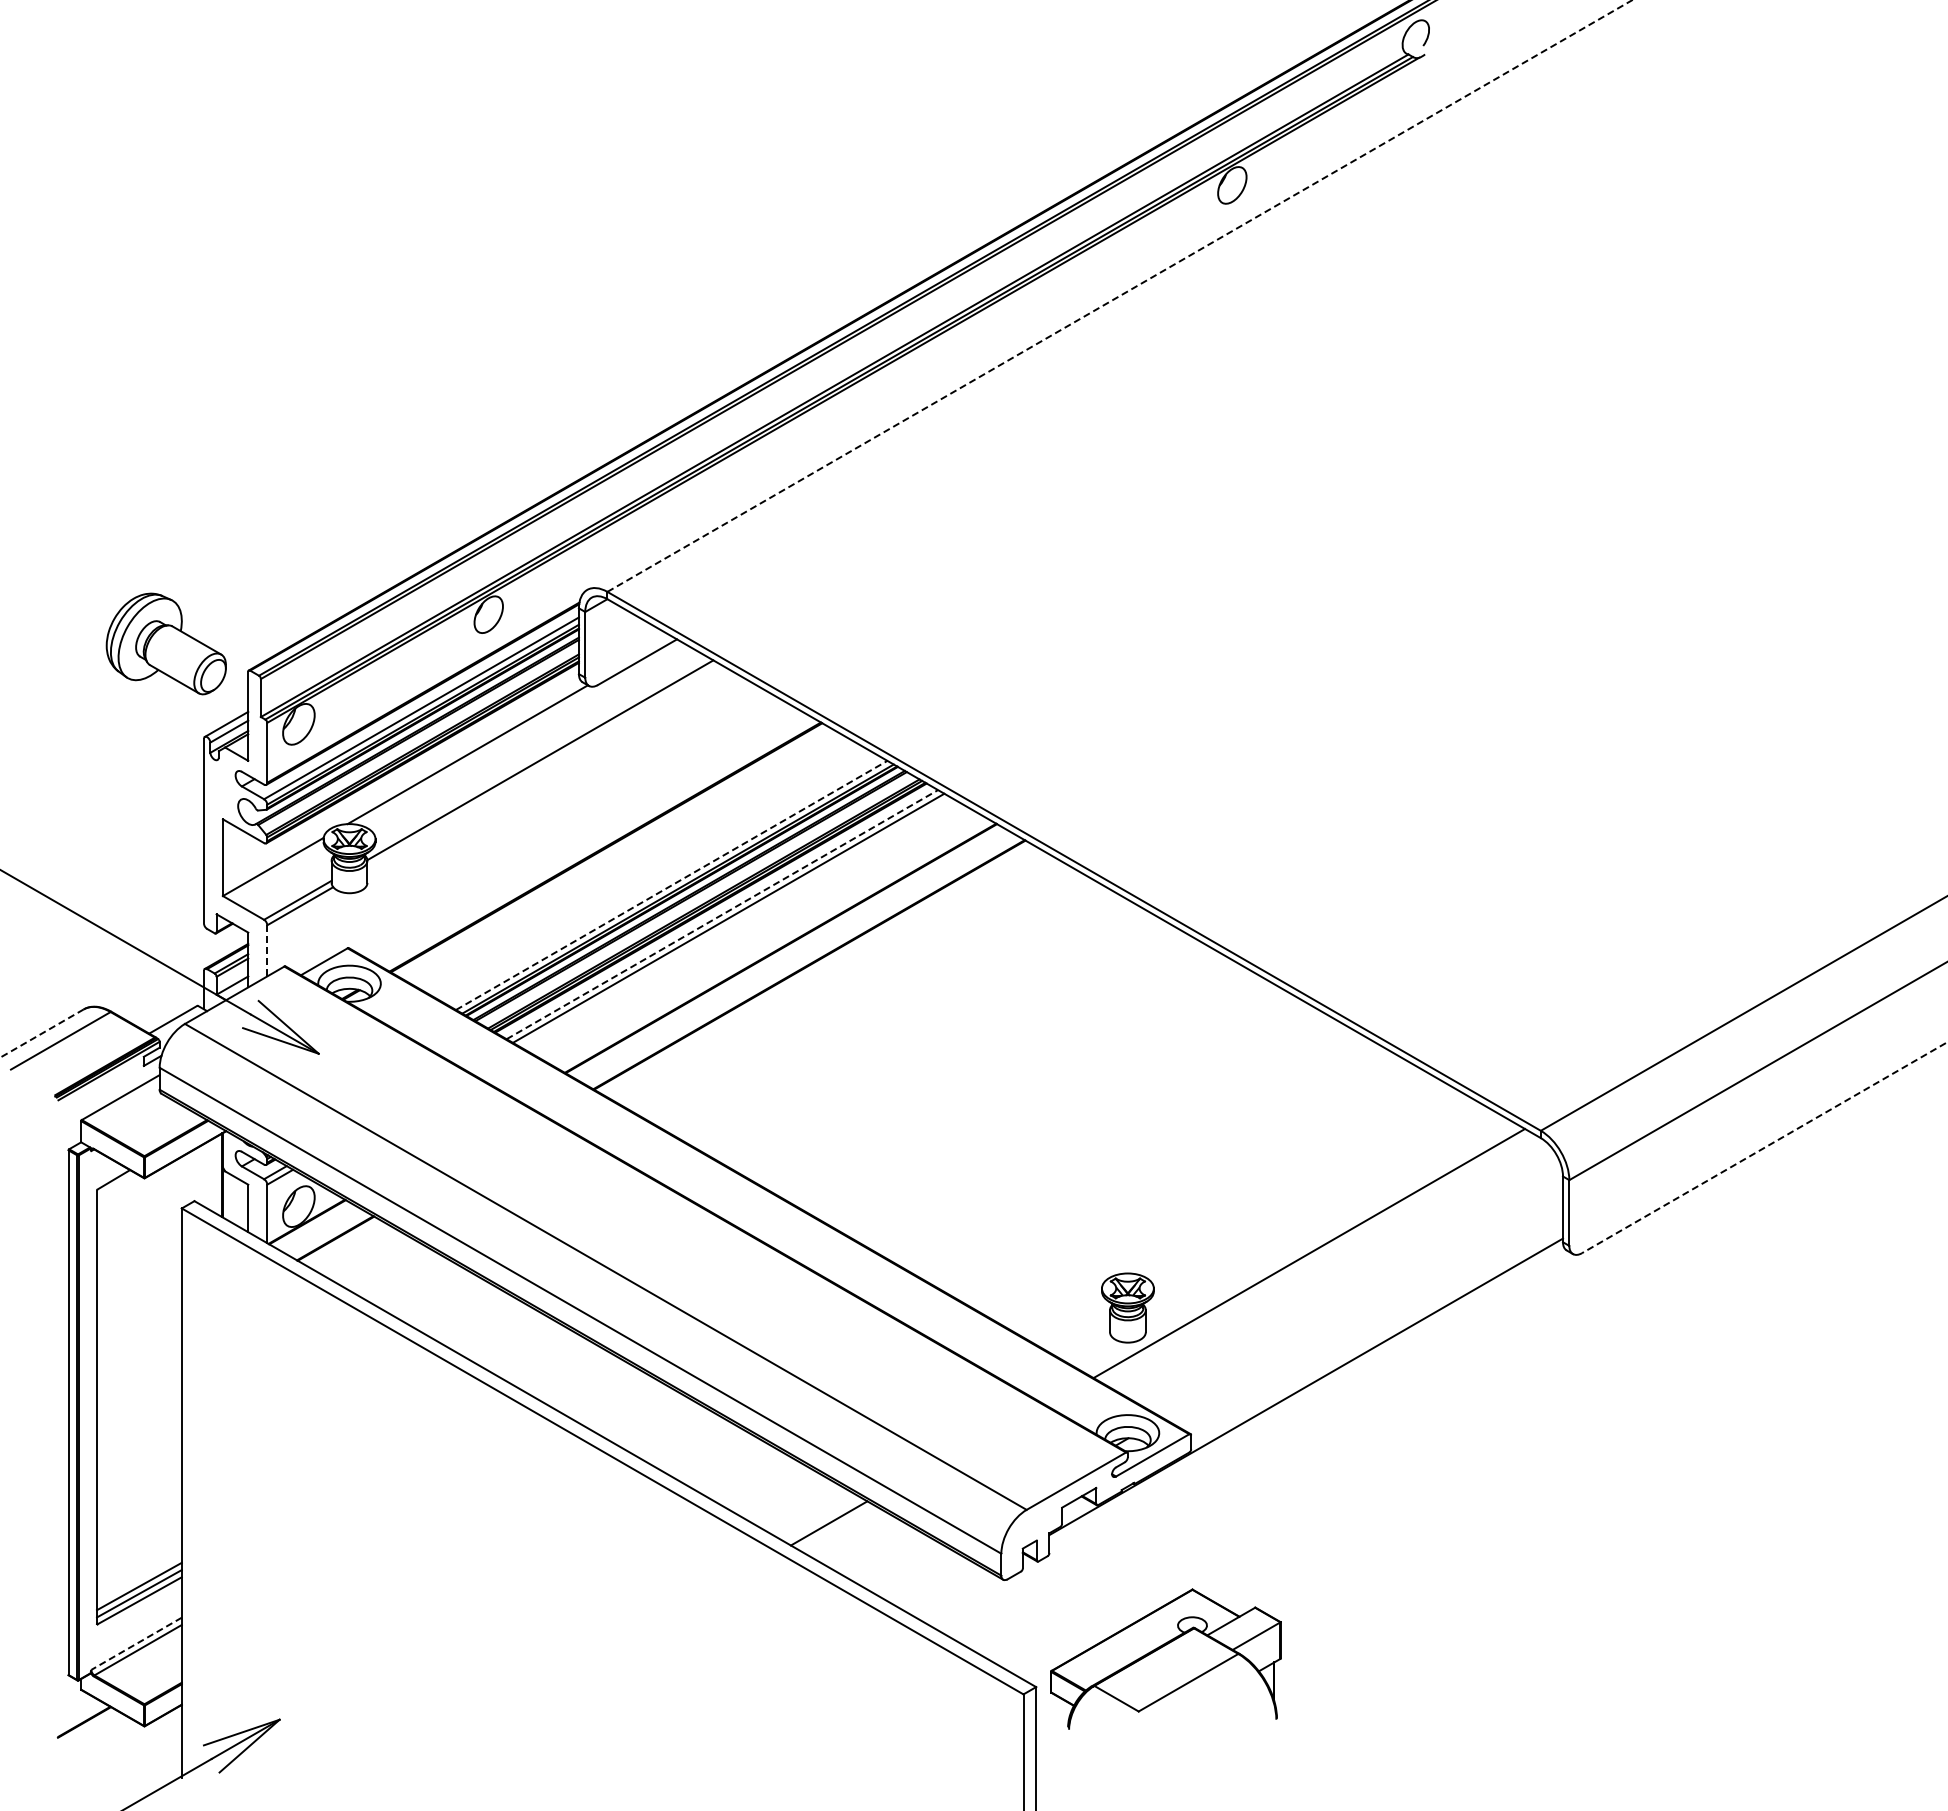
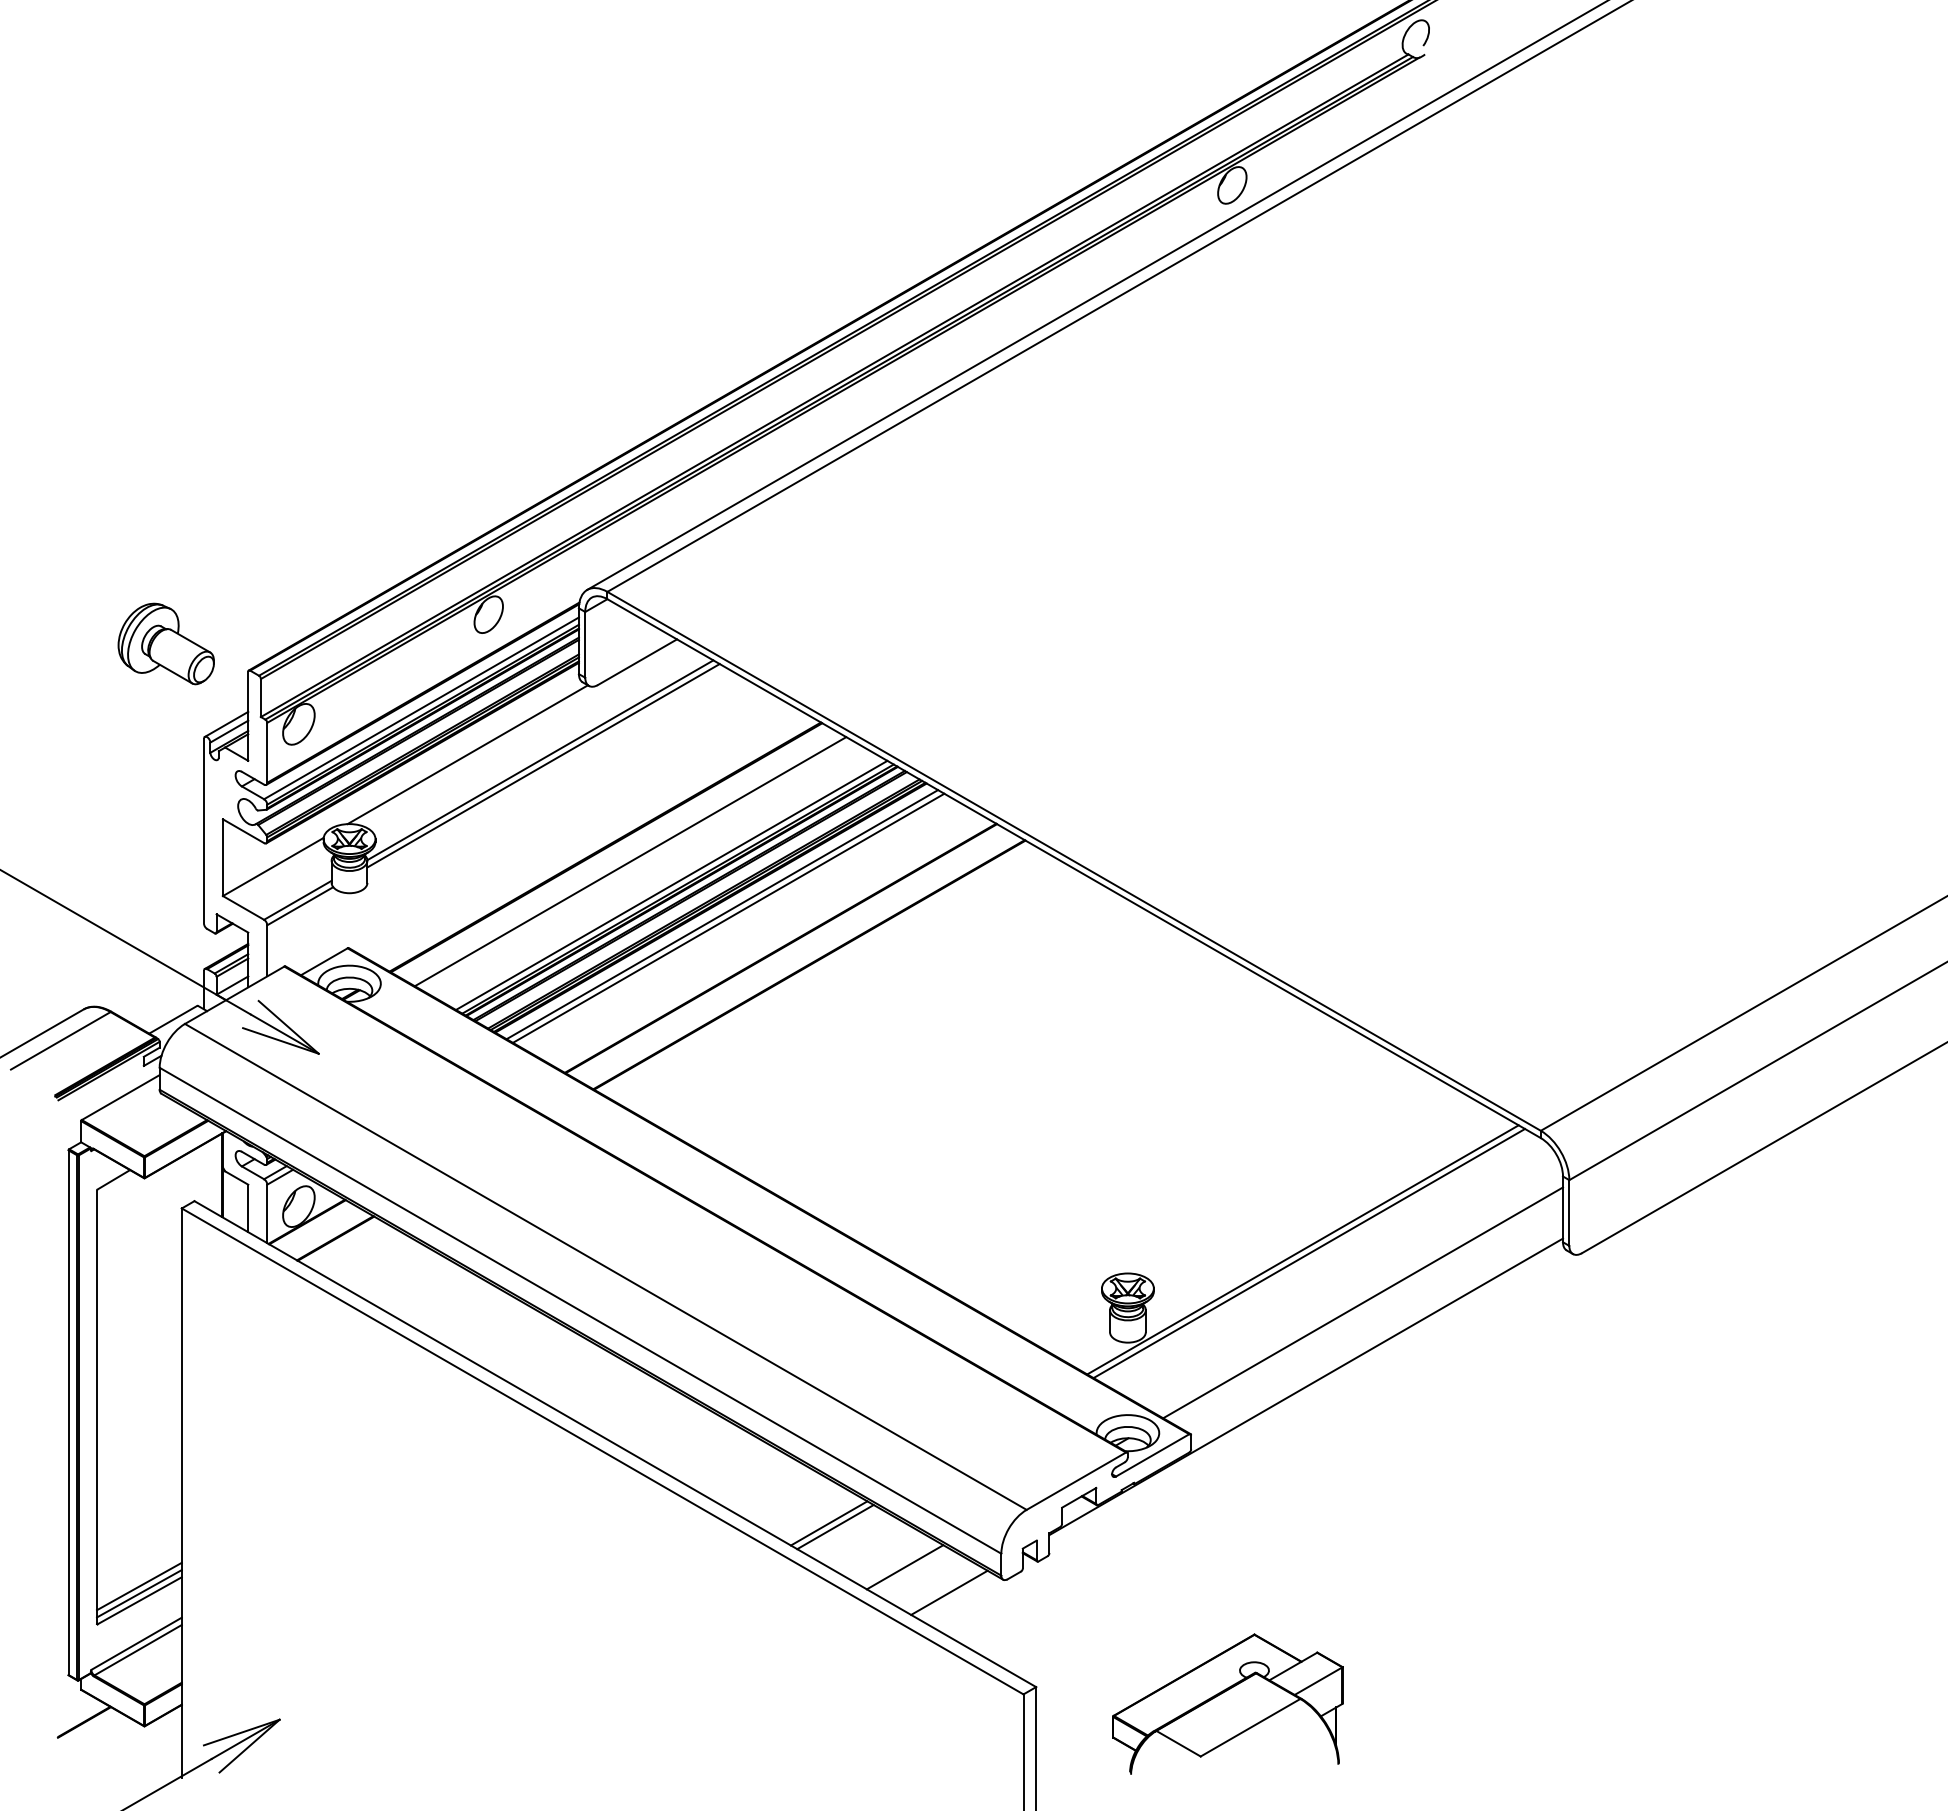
line: none -> present (1096, 295)
line: dashed -> solid (1120, 295)
part size: 122x104 px -> 98x84 px (165, 643)
line: none -> present (543, 765)
line: none -> present (630, 861)
line: dashed -> solid (672, 885)
line: dashed -> solid (722, 914)
line: dashed -> solid (267, 950)
line: dashed -> solid (41, 1033)
line: dashed -> solid (1764, 1147)
line: none -> present (1302, 1249)
line: none -> present (1363, 1302)
line: none -> present (835, 1527)
line: none -> present (904, 1567)
line: none -> present (949, 1592)
line: dashed -> solid (136, 1644)
part position: (1165, 1658) -> (1227, 1703) (1227, 1703)
